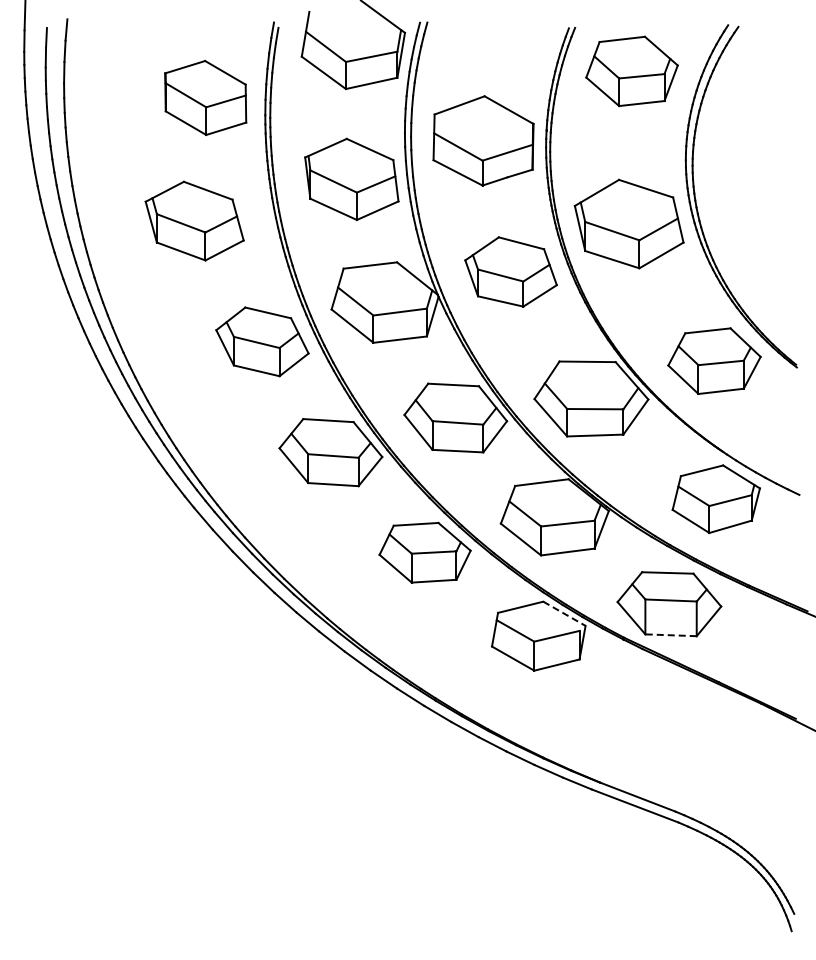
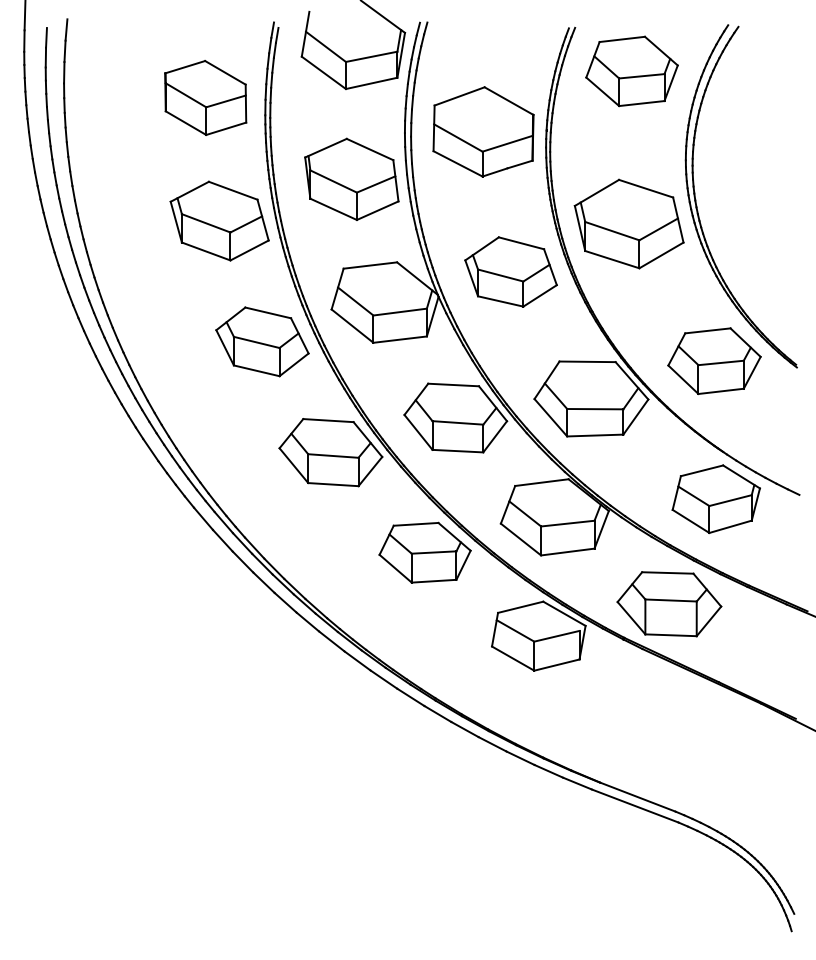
part position: (483, 140) -> (483, 131) (483, 131)
part position: (194, 220) -> (219, 220) (219, 220)
line: dashed -> solid (564, 614)
line: dashed -> solid (671, 635)
